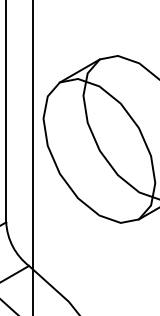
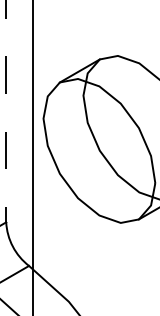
line: solid -> dashed (6, 112)
